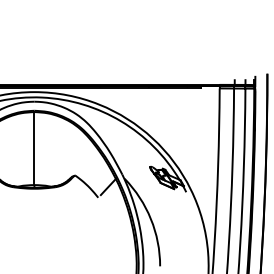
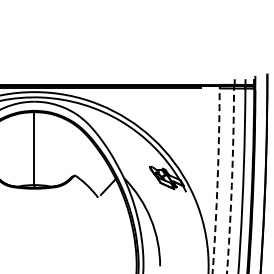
arc: solid -> dashed (217, 180)
arc: solid -> dashed (231, 180)
